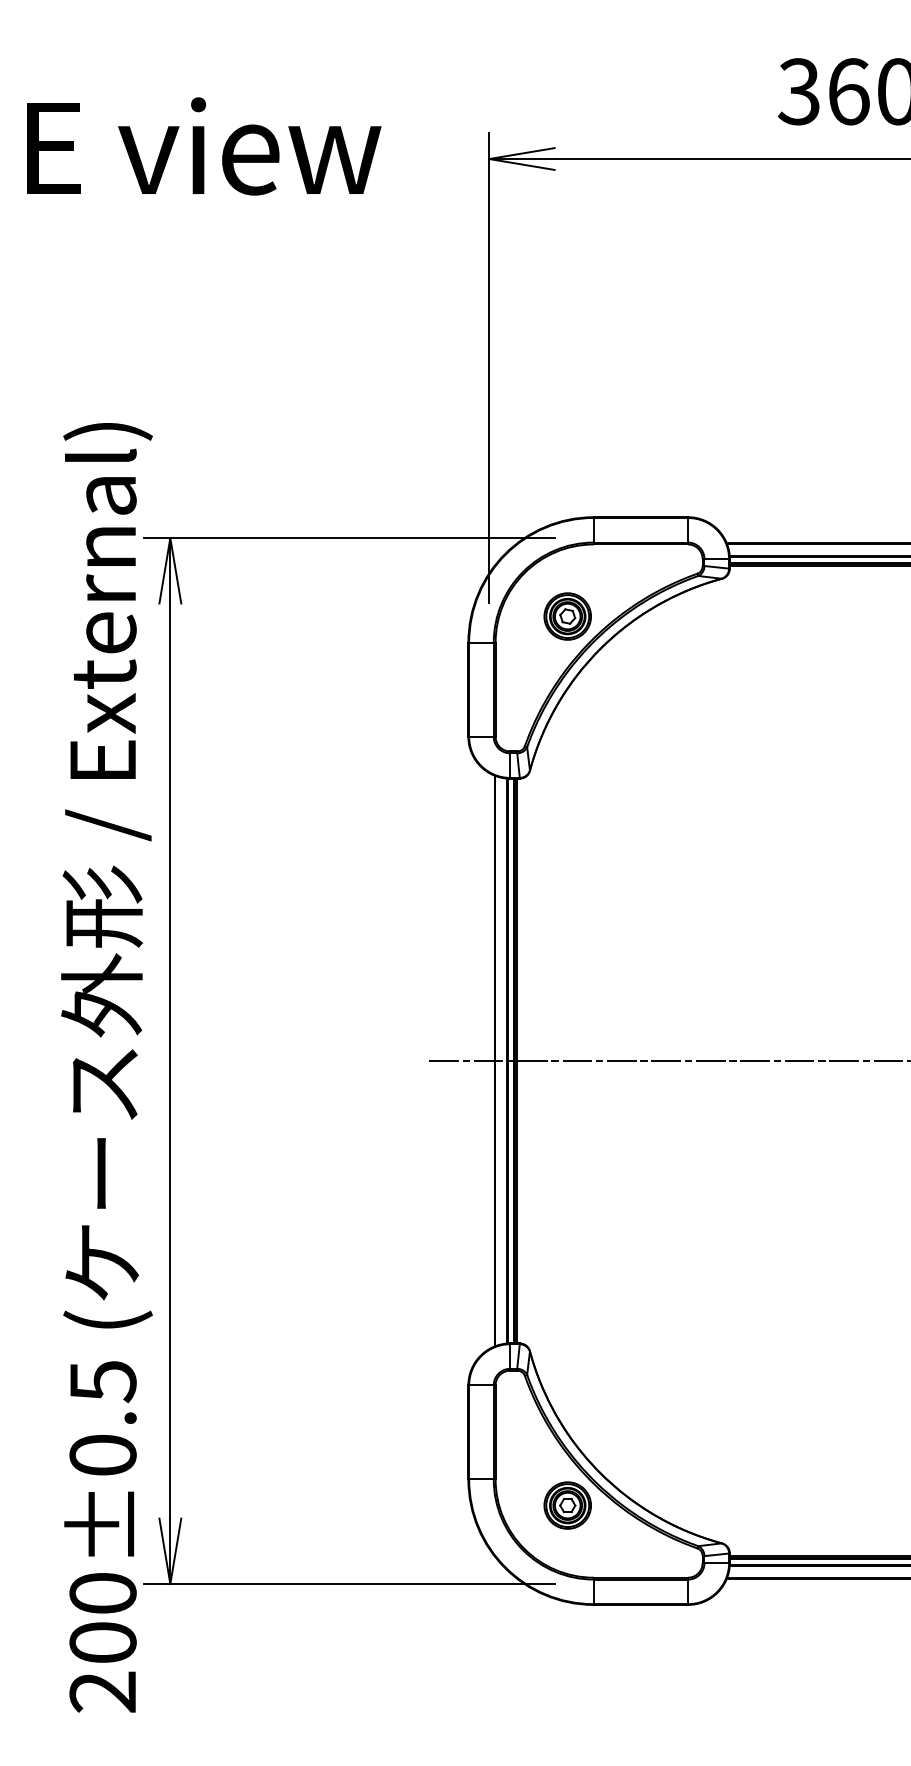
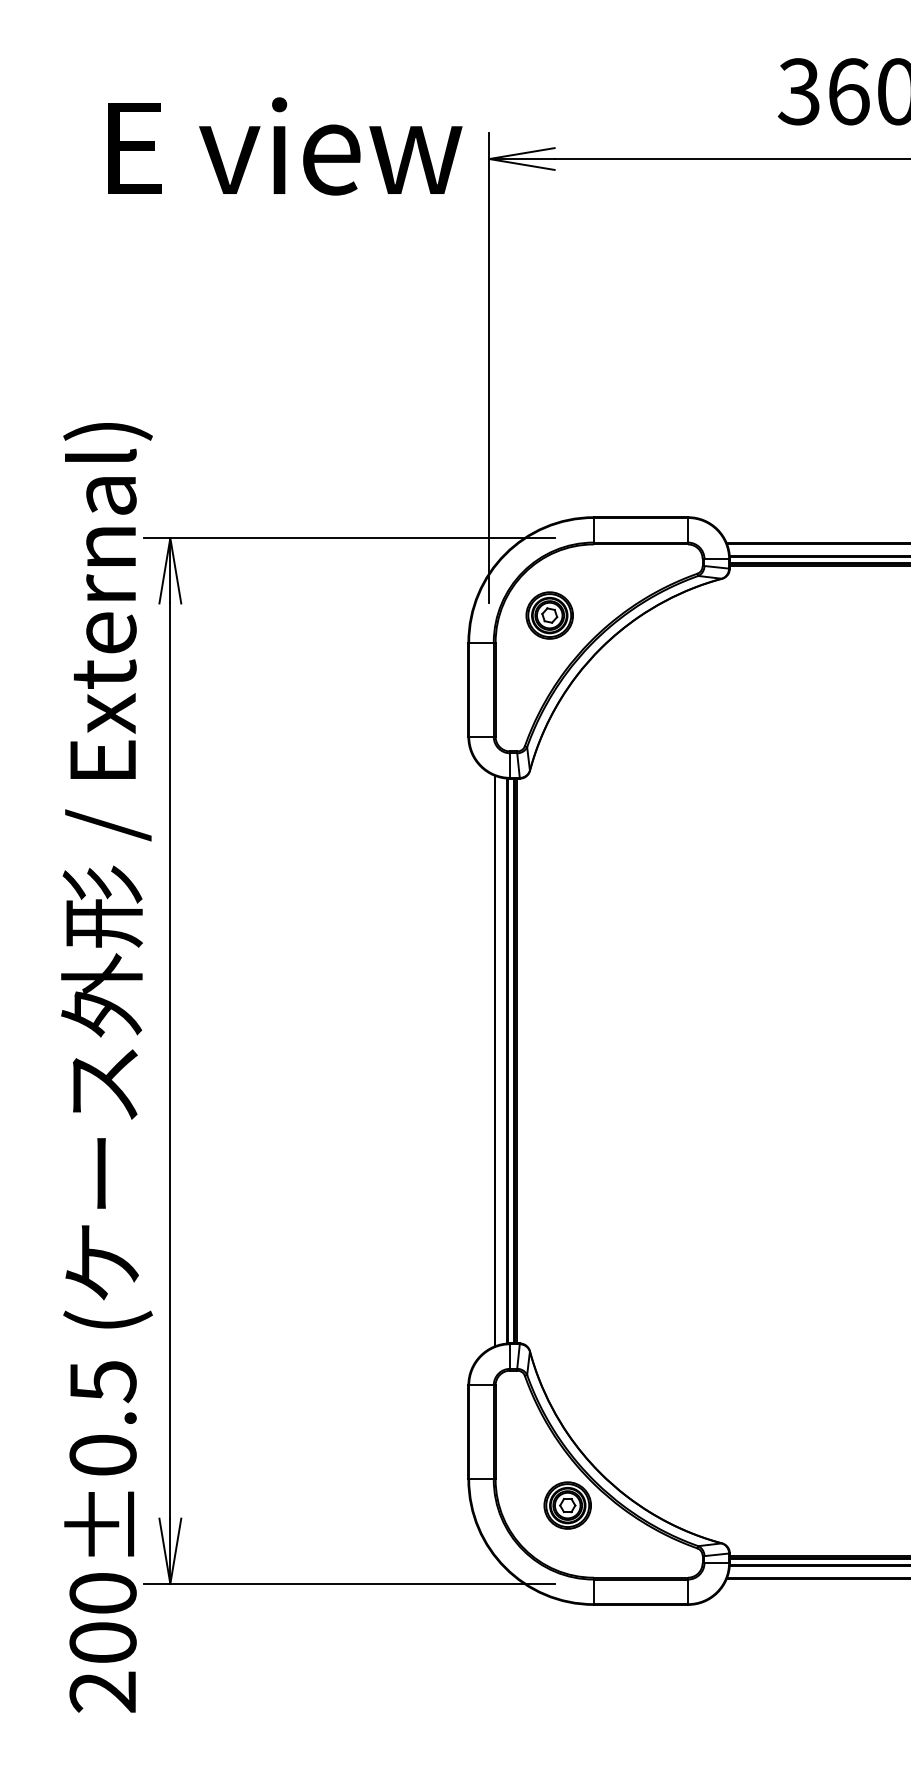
text position: (204, 146) -> (285, 146) (285, 146)
part position: (567, 616) -> (549, 615) (549, 615)
line: present -> none (668, 1061)
